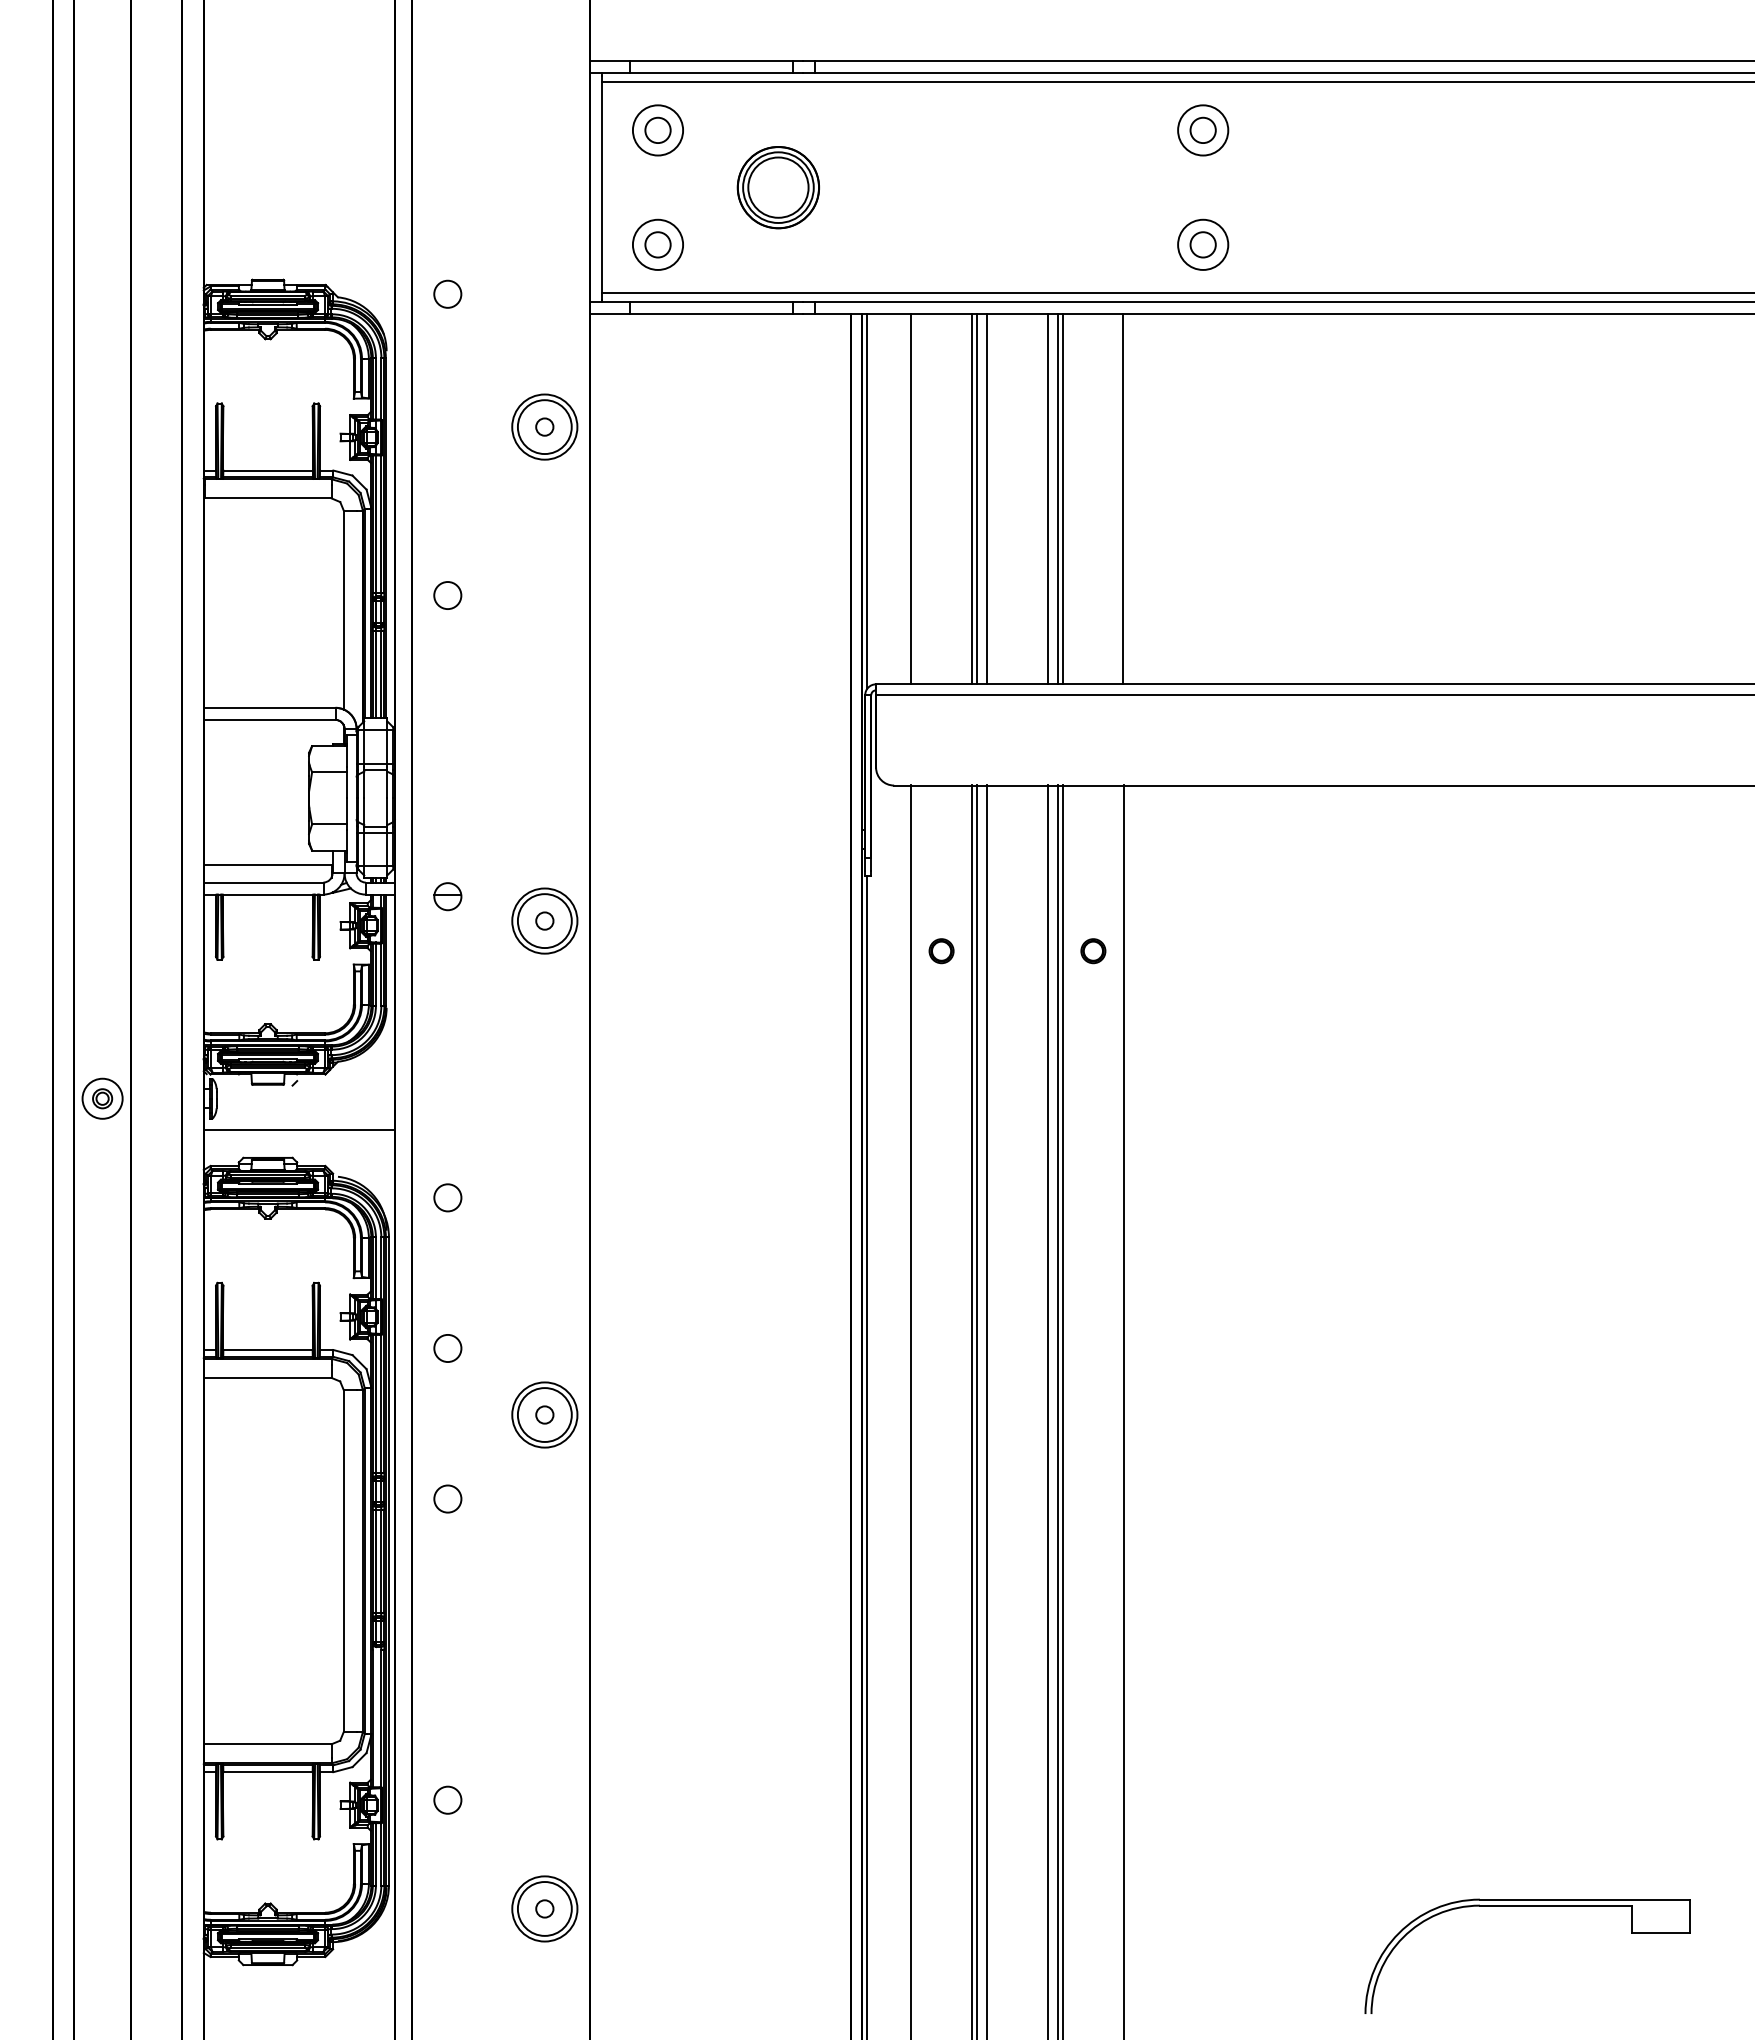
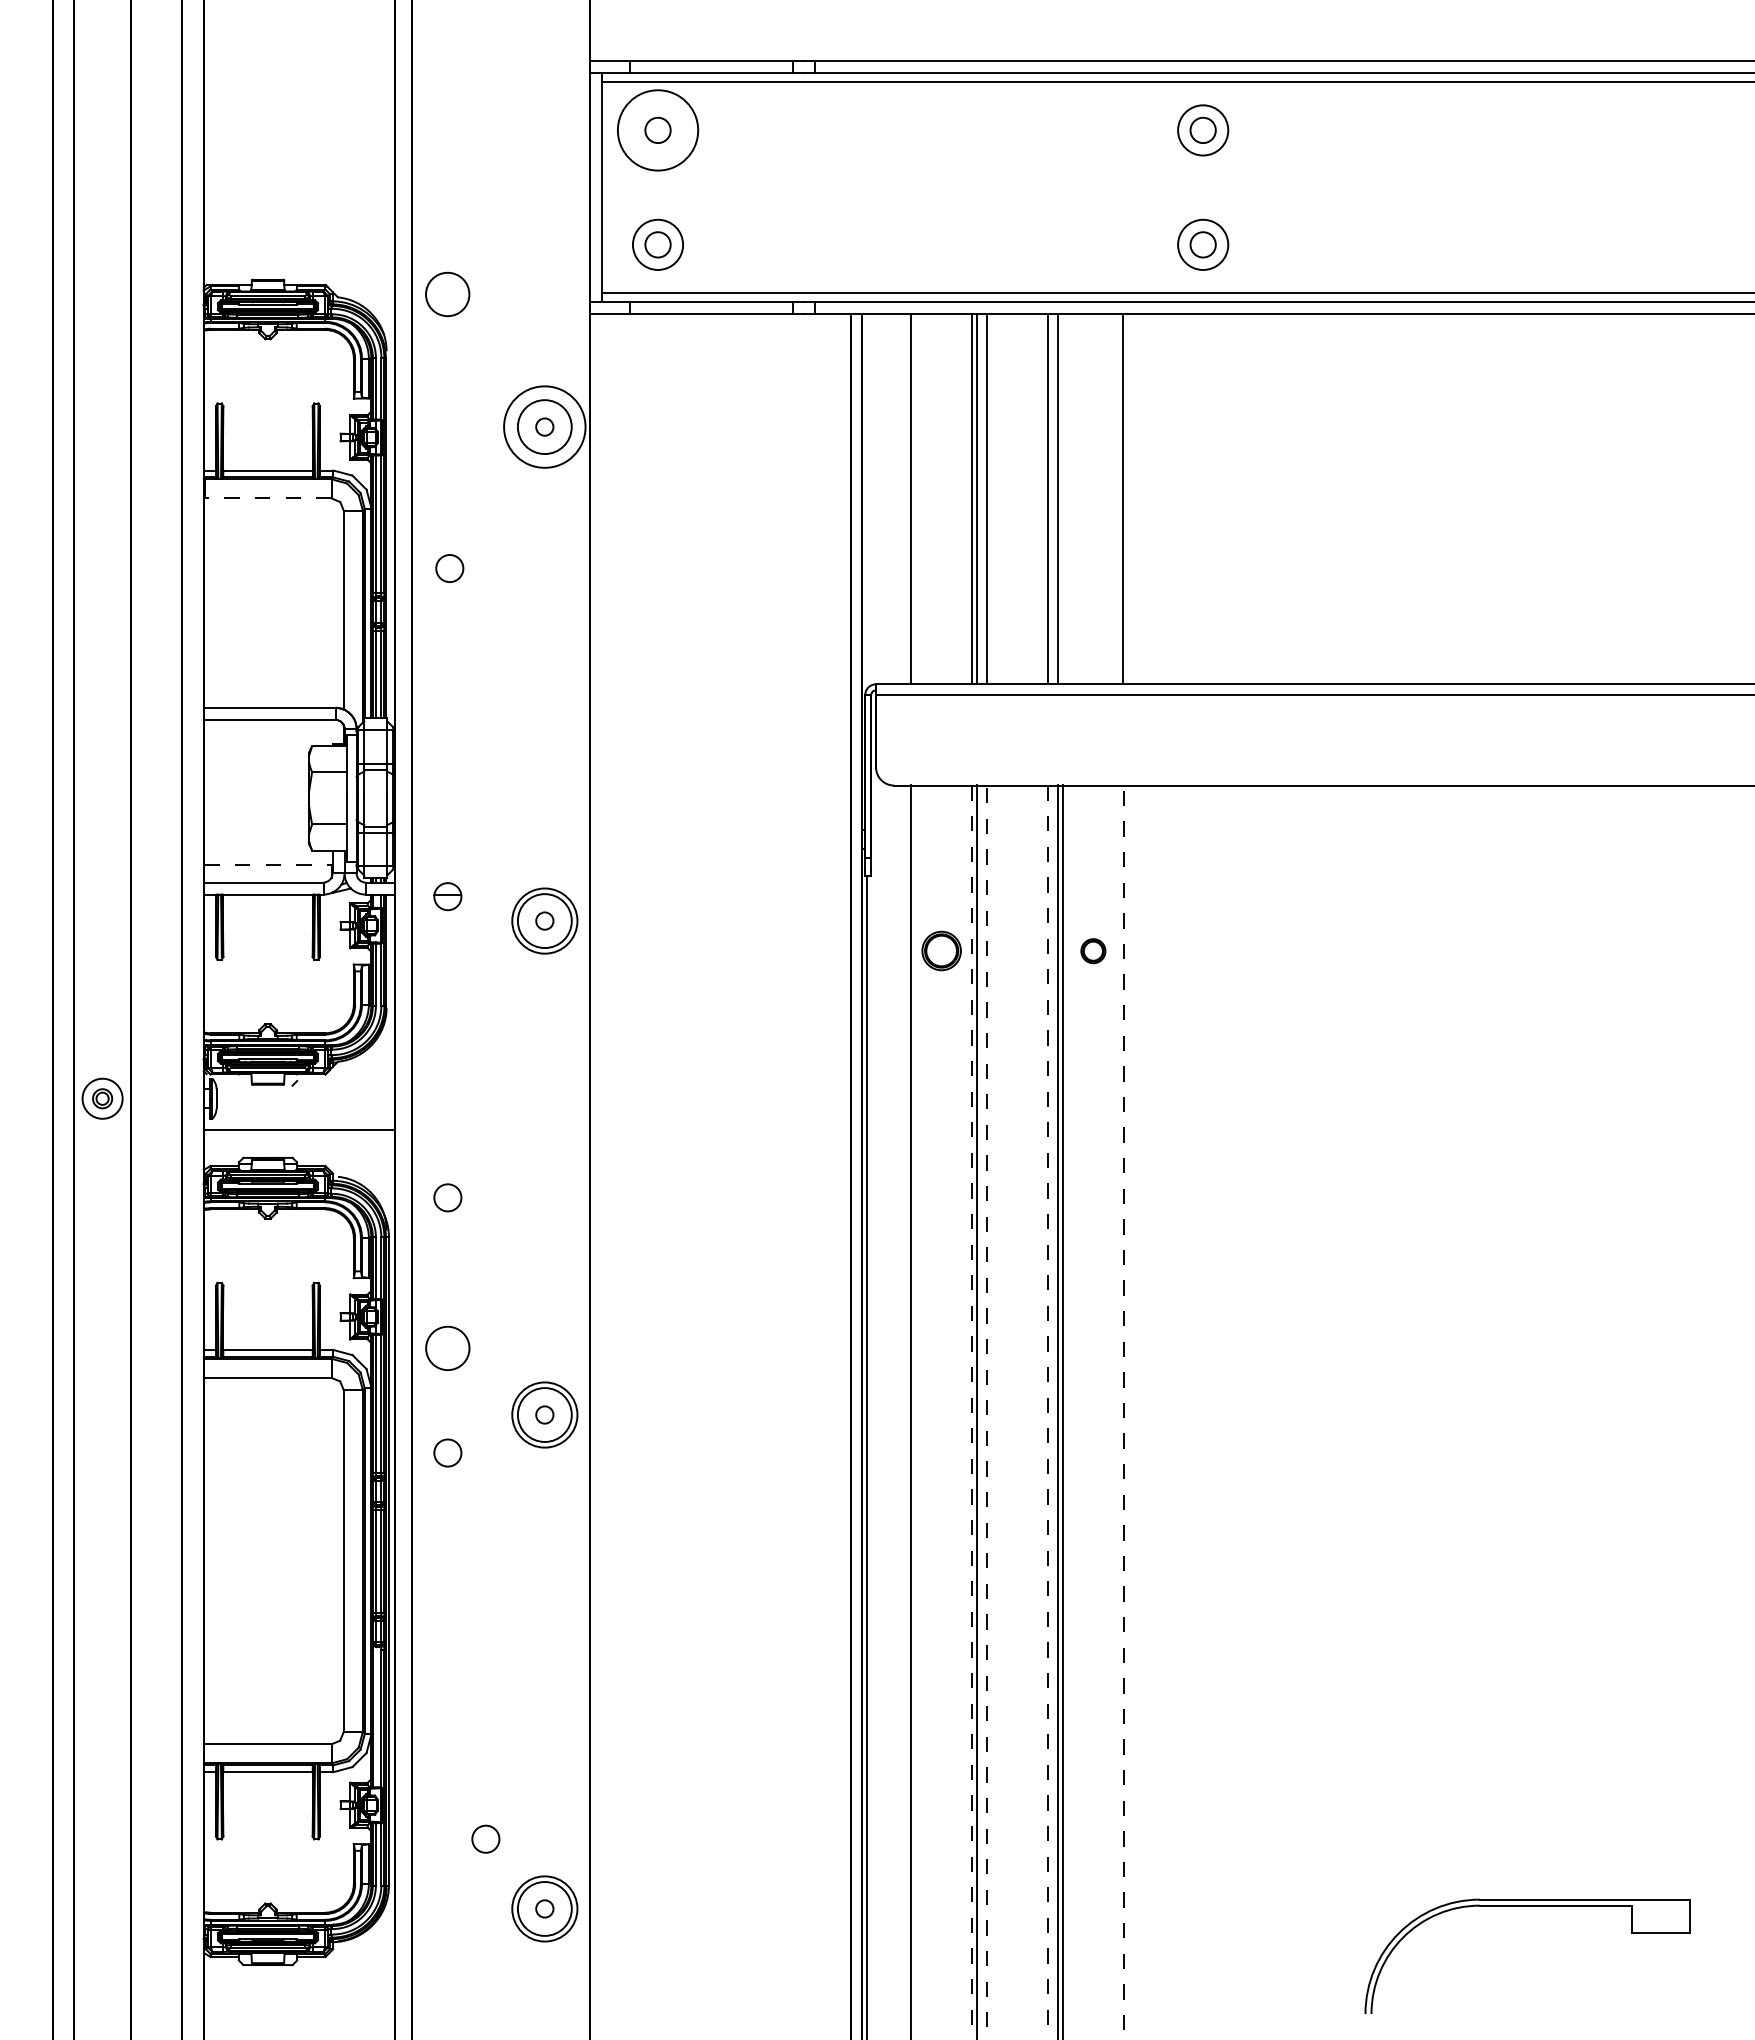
circle diameter: 50 px -> 80 px (657, 130)
part: present -> none (777, 187)
circle size: 30x30 px -> 46x47 px (447, 294)
circle diameter: 65 px -> 81 px (544, 426)
line: solid -> dashed (267, 498)
line: present -> none (1063, 499)
line: present -> none (866, 501)
circle position: (447, 595) -> (449, 568) (449, 568)
line: solid -> dashed (268, 864)
part size: 27x27 px -> 41x42 px (941, 950)
circle size: 30x29 px -> 46x46 px (447, 1347)
line: solid -> dashed (987, 1412)
line: solid -> dashed (1123, 1412)
line: solid -> dashed (971, 1413)
line: solid -> dashed (1047, 1413)
circle position: (447, 1498) -> (447, 1452) (447, 1452)
circle position: (447, 1799) -> (485, 1838) (485, 1838)
